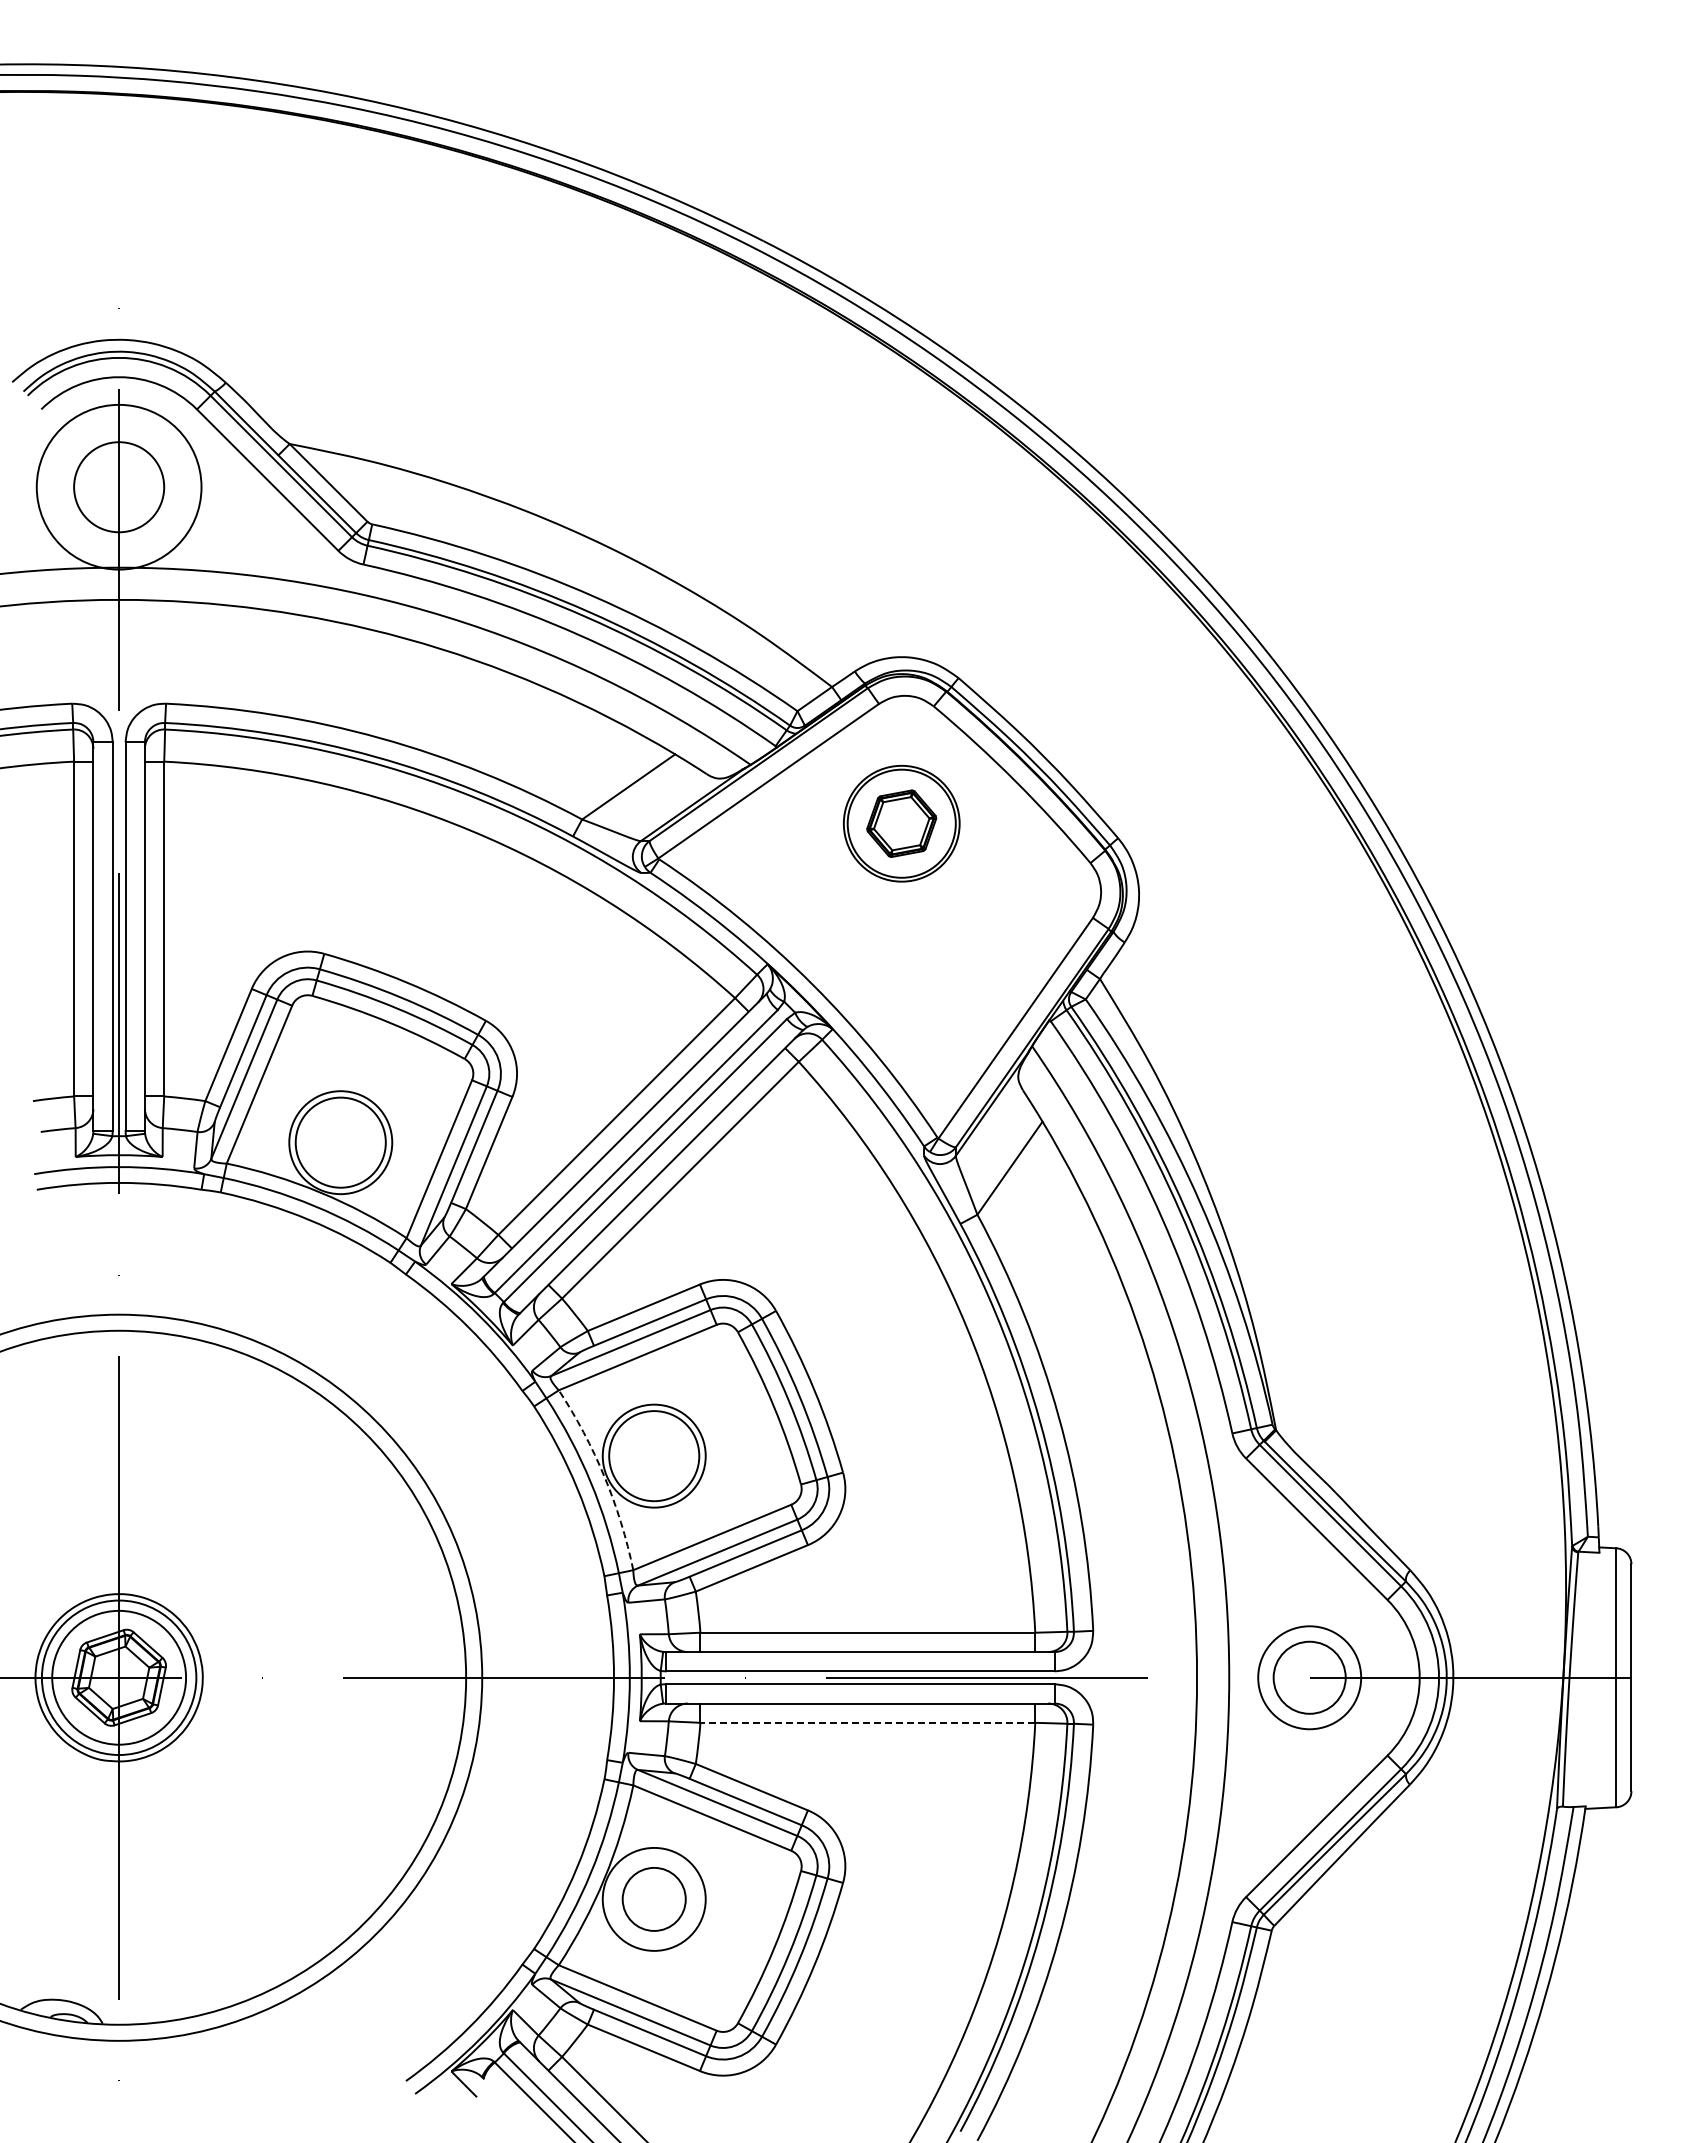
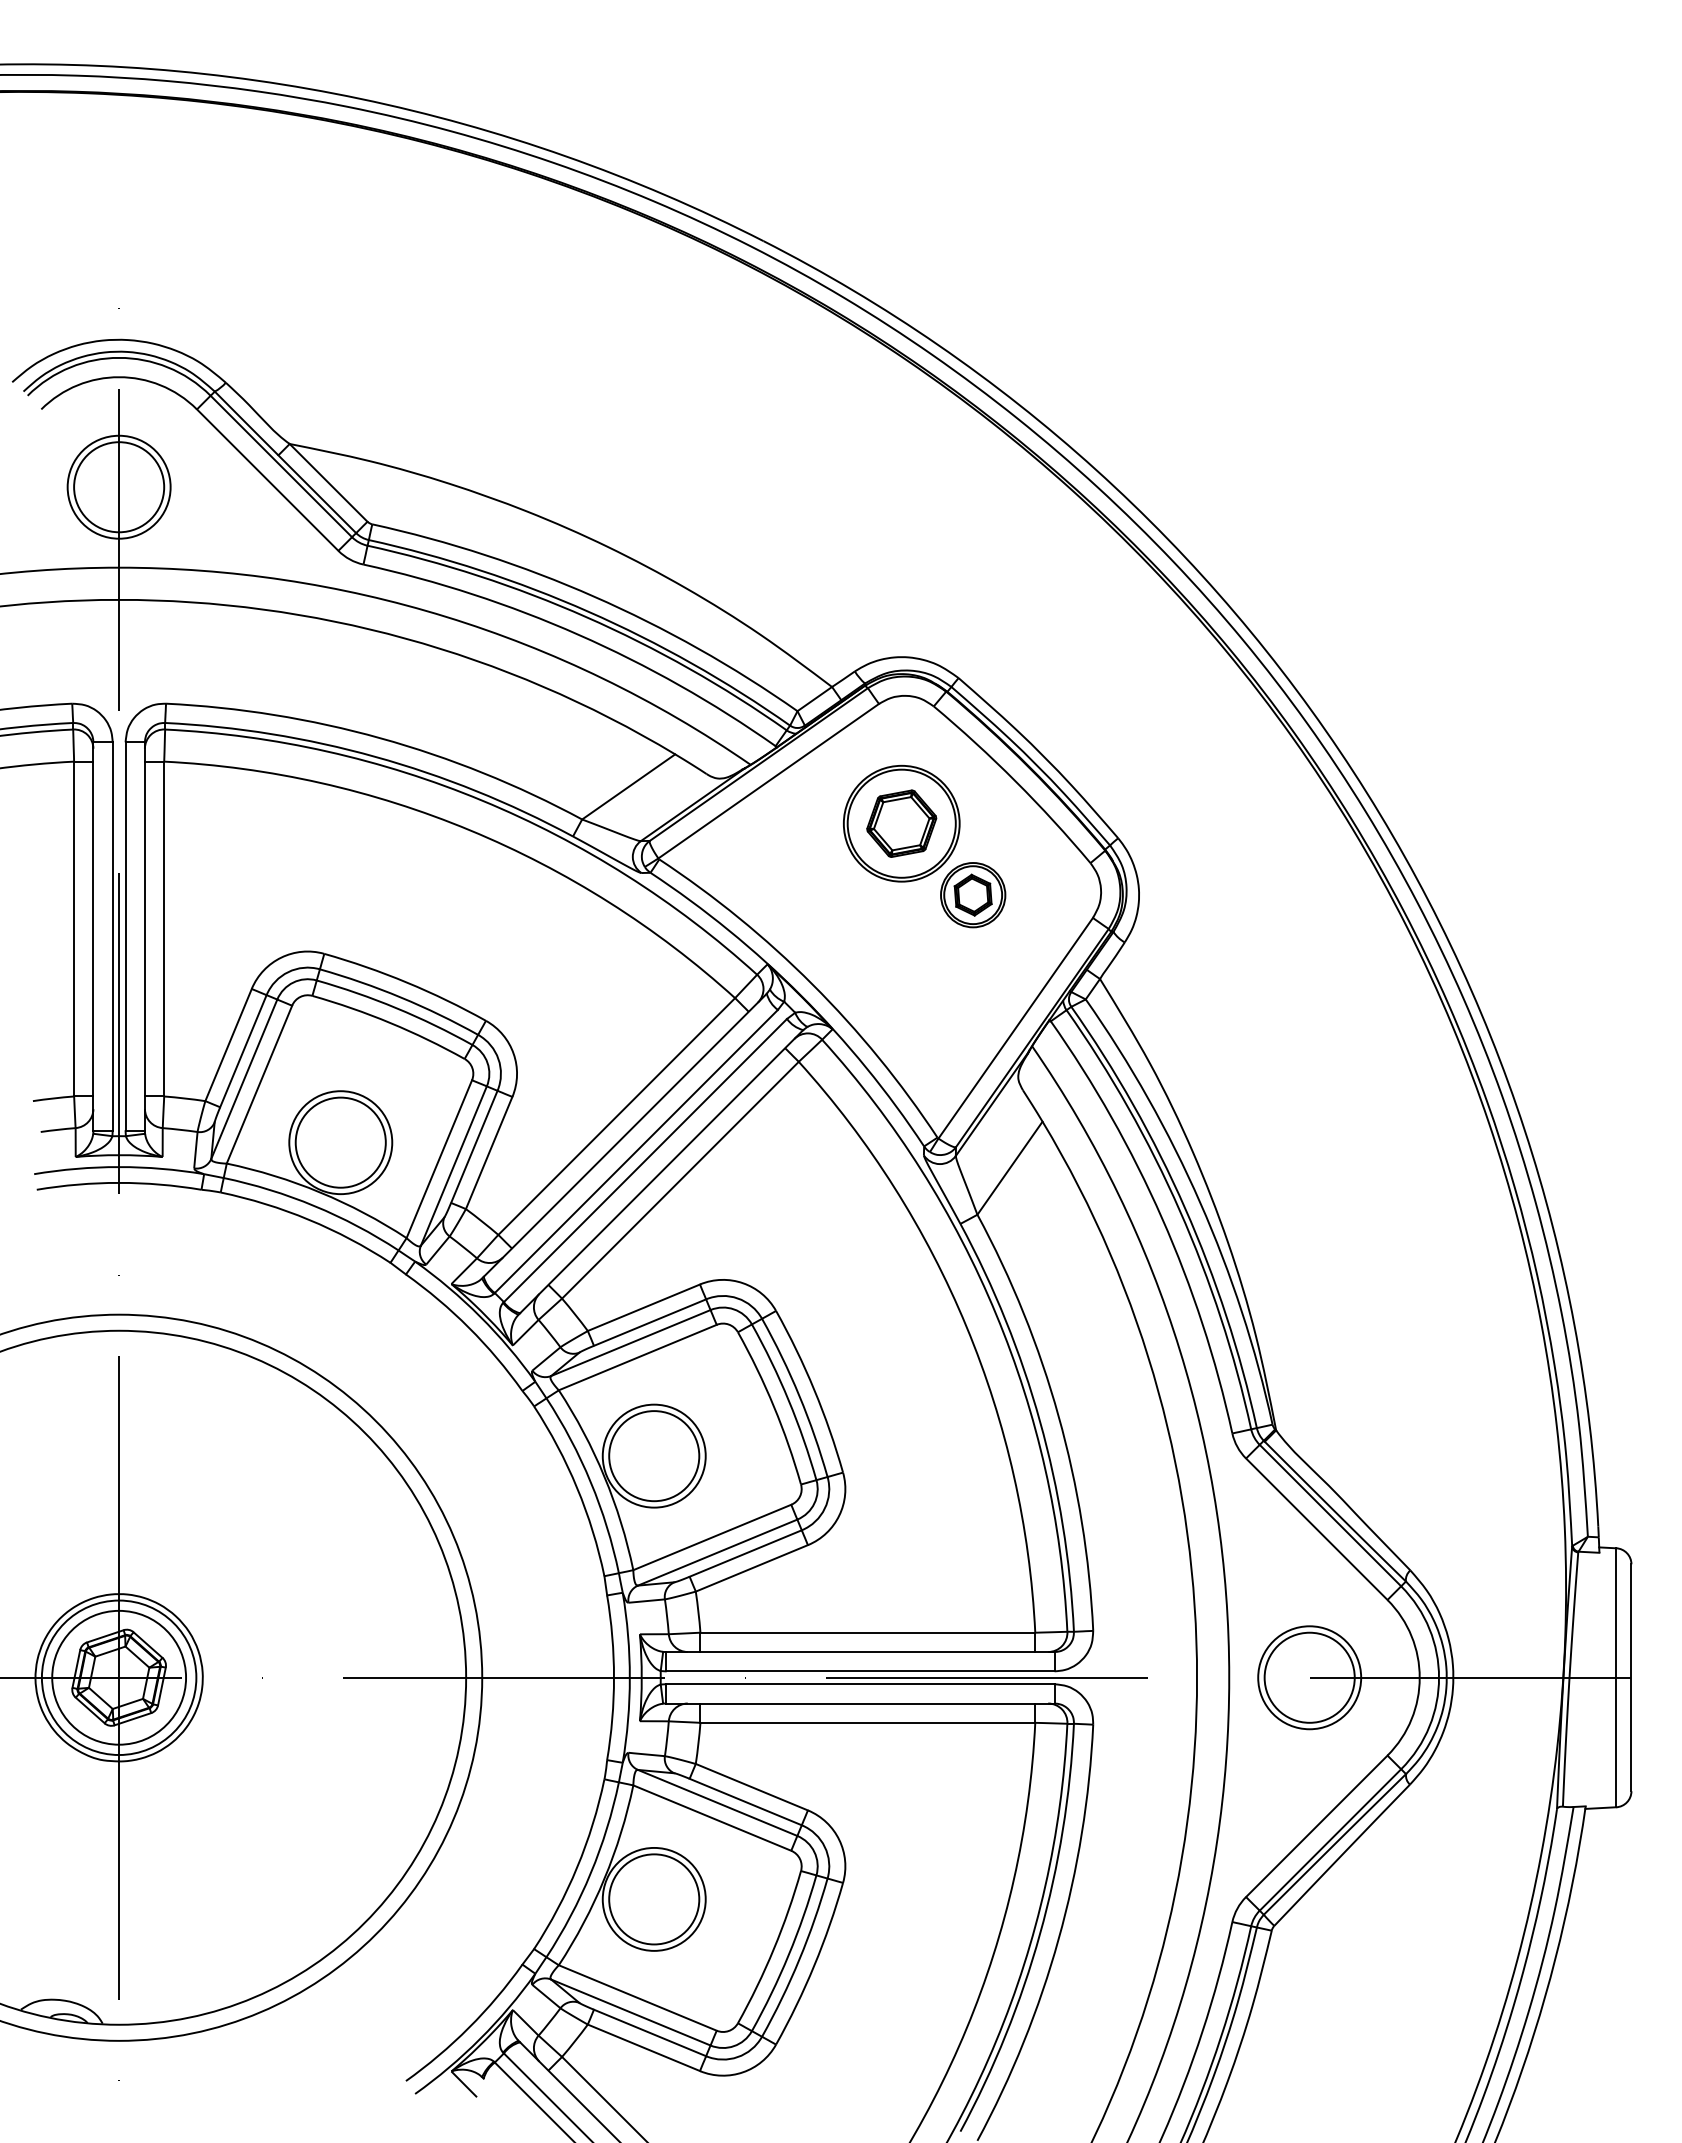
circle diameter: 165 px -> 103 px (118, 486)
part: none -> present (973, 895)
arc: dashed -> solid (604, 1476)
circle diameter: 72 px -> 90 px (1309, 1677)
line: dashed -> solid (867, 1722)
circle diameter: 63 px -> 90 px (654, 1899)
